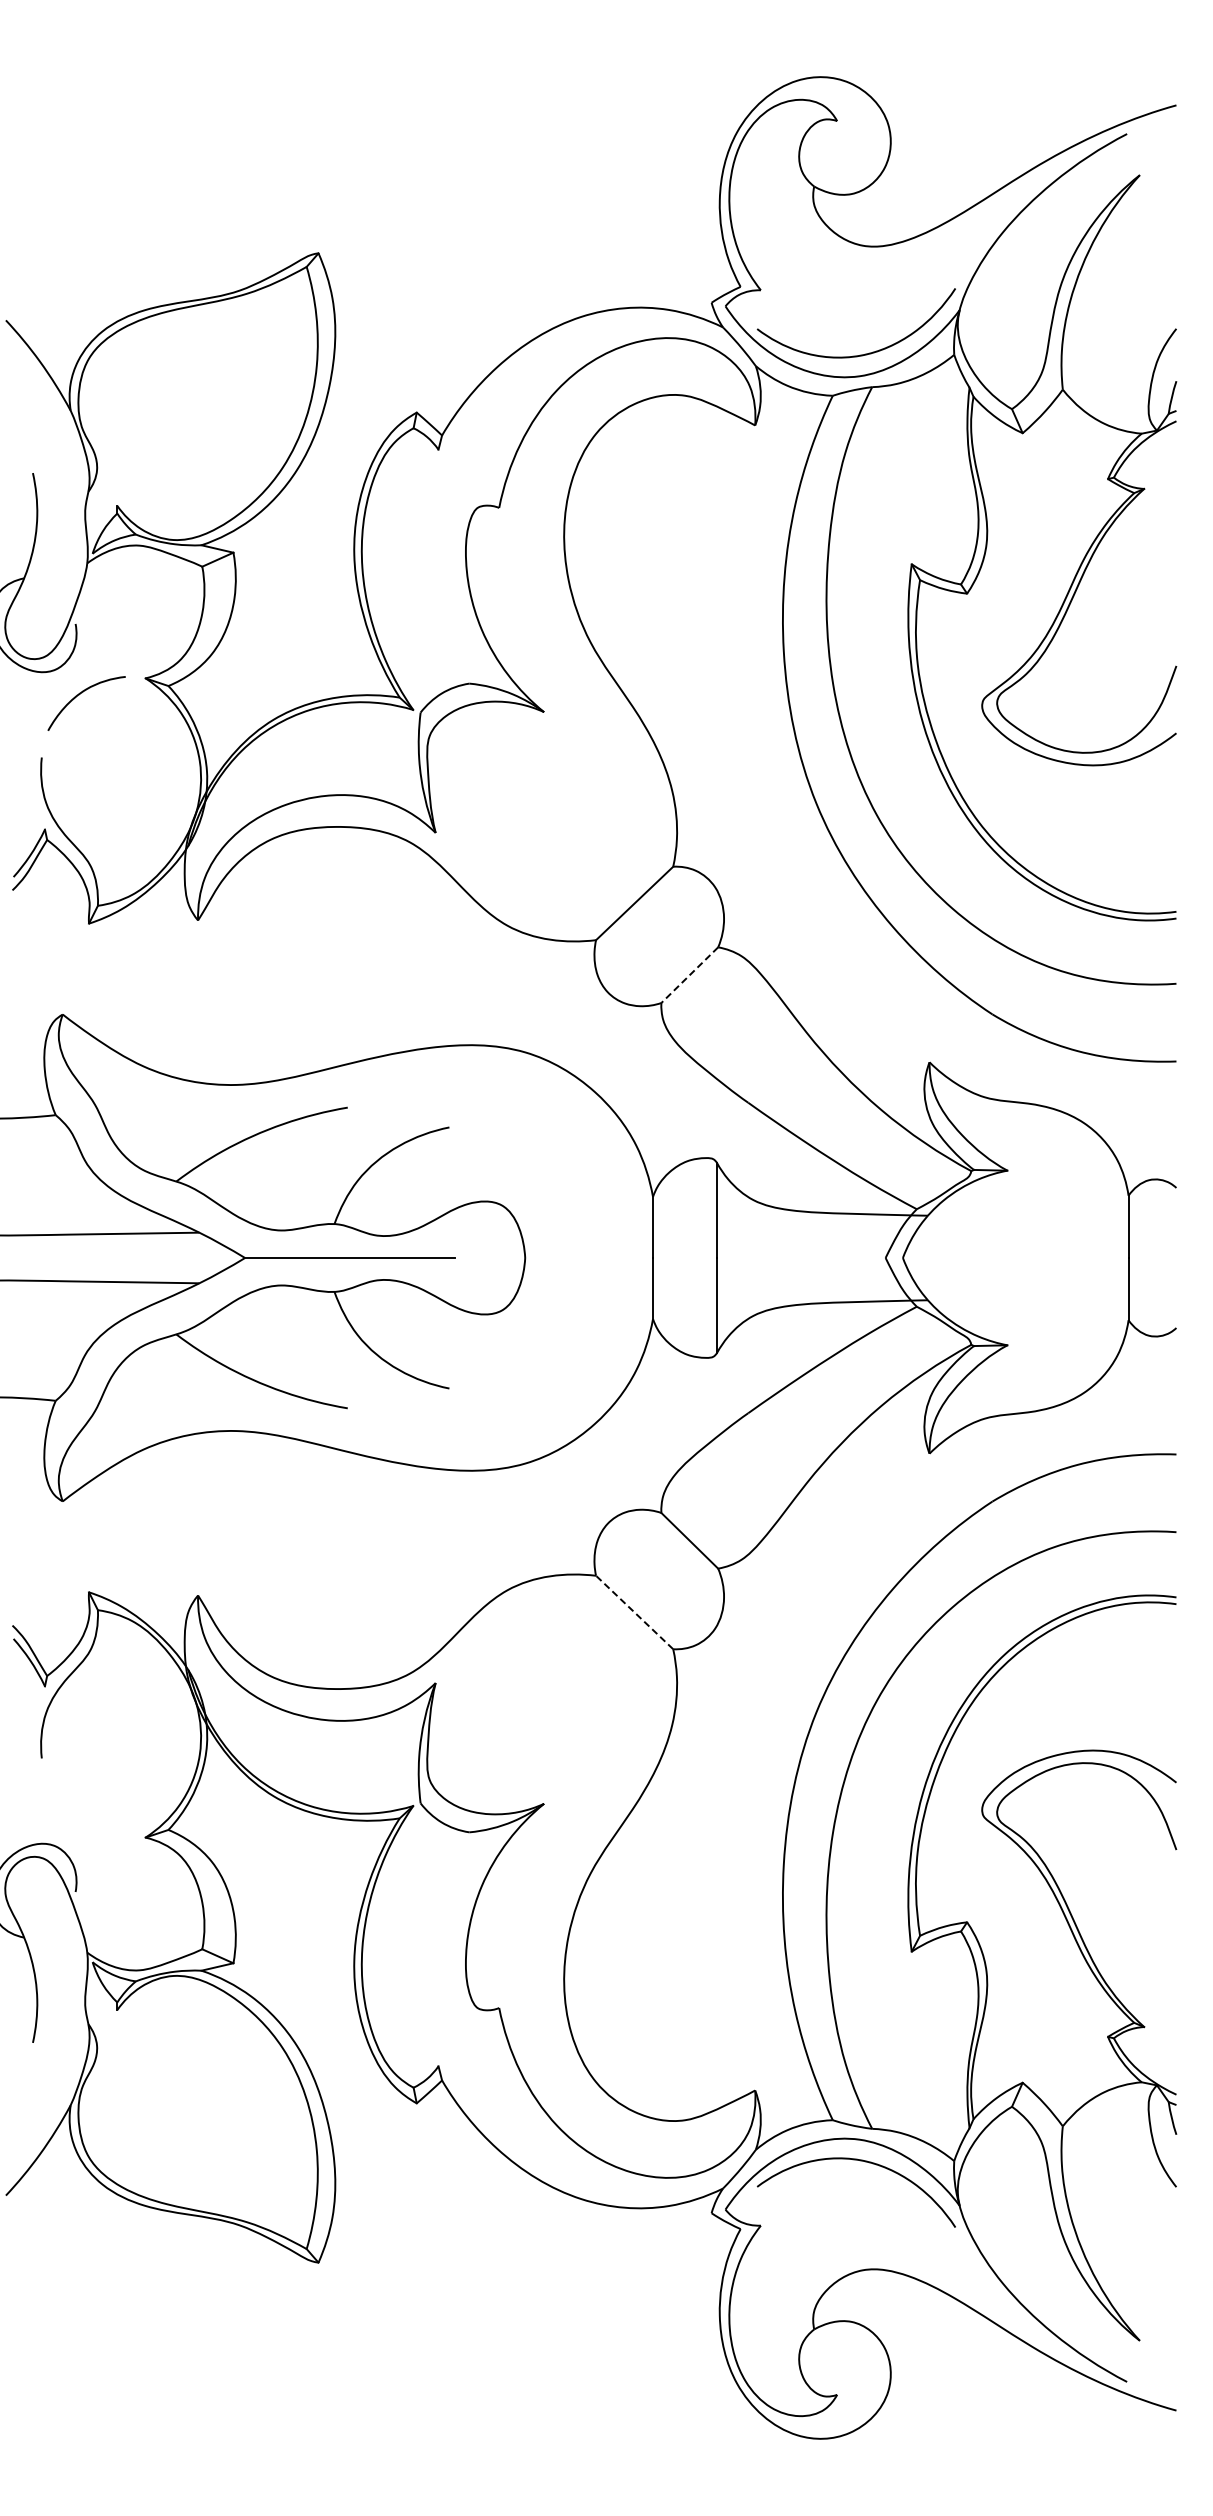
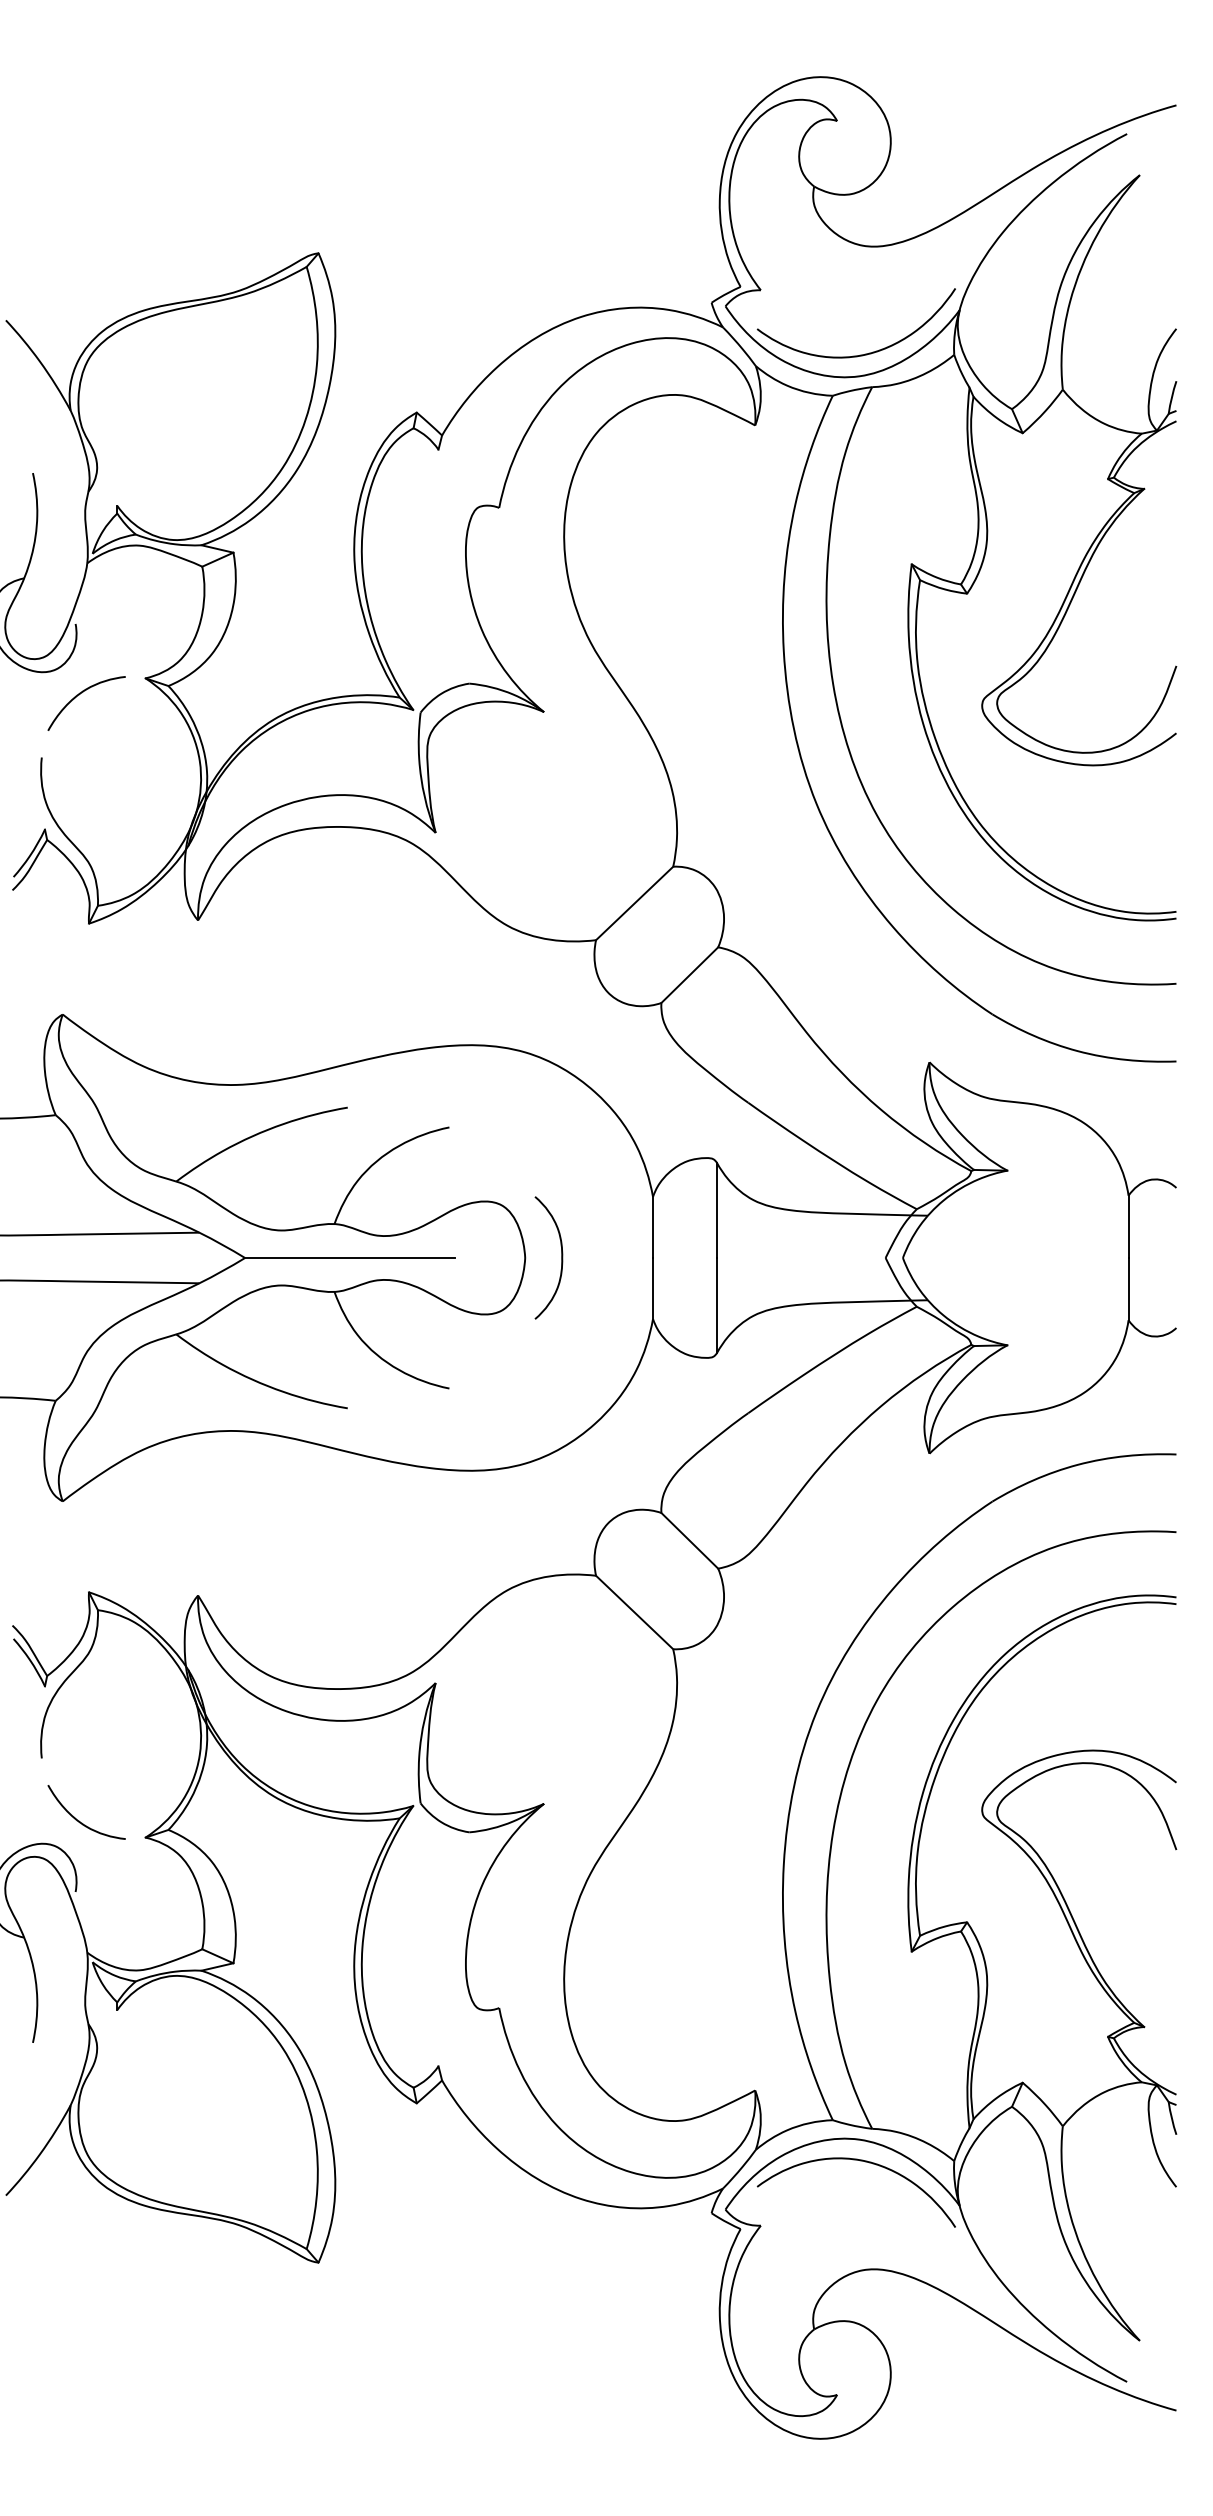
line: dashed -> solid (689, 975)
part: none -> present (561, 1257)
line: dashed -> solid (634, 1612)
curve: none -> present (79, 1820)
